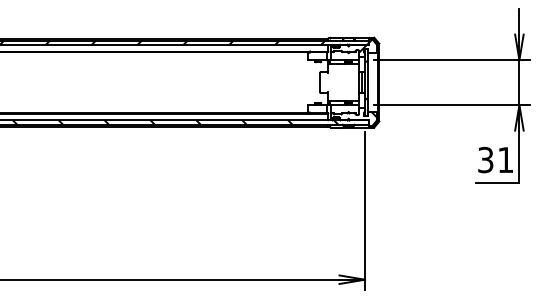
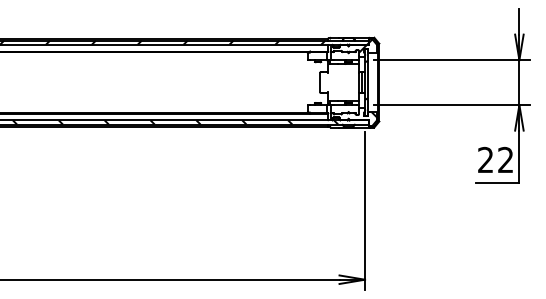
text: 31 -> 22 (495, 159)
